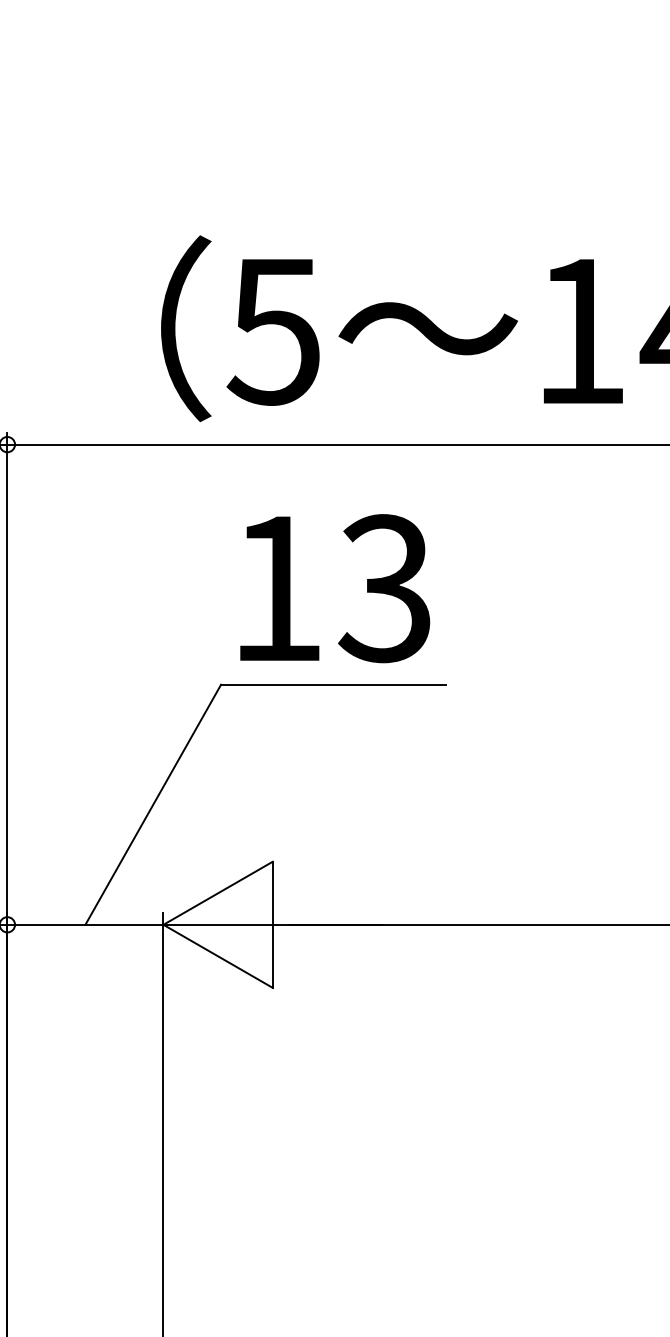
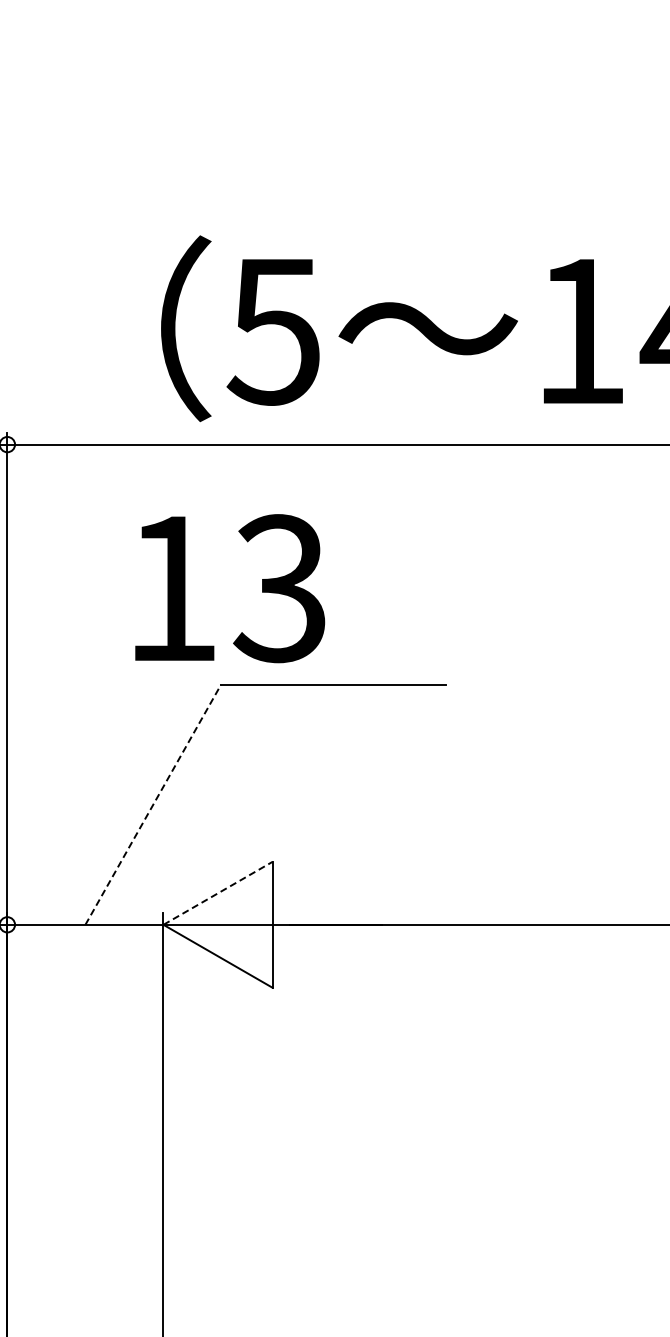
text position: (335, 588) -> (230, 588) (230, 588)
line: solid -> dashed (153, 804)
line: solid -> dashed (218, 893)
